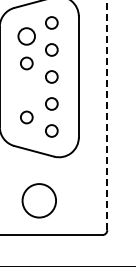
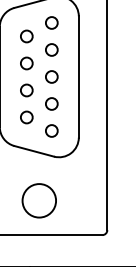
circle size: 19x19 px -> 14x15 px (26, 36)
circle: none -> present (26, 90)
line: dashed -> solid (107, 115)
